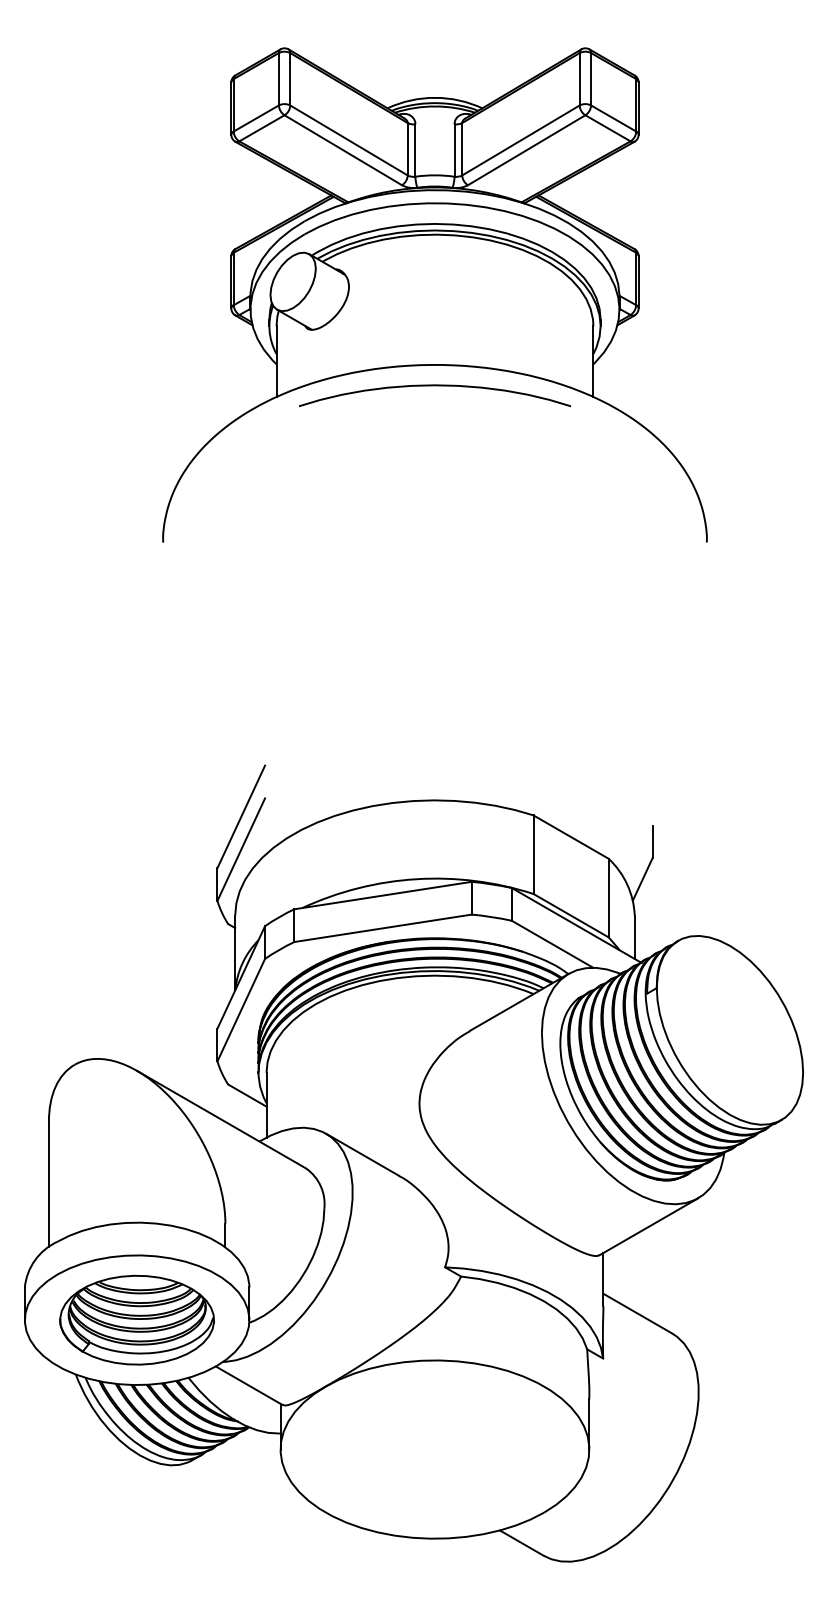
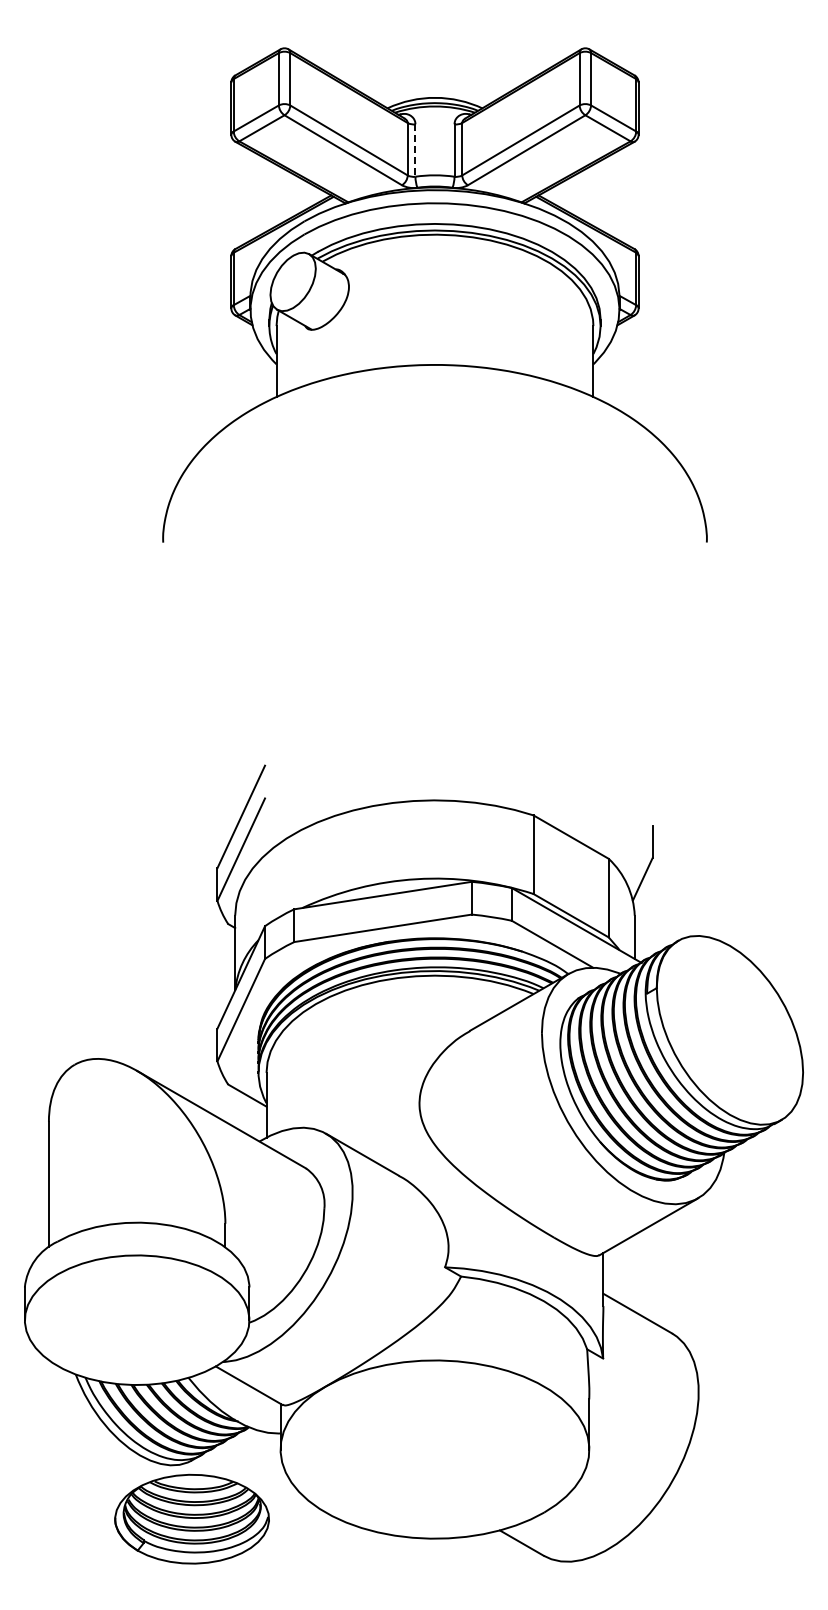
line: solid -> dashed (415, 151)
curve: present -> none (434, 386)
part position: (136, 1319) -> (191, 1518) (191, 1518)
